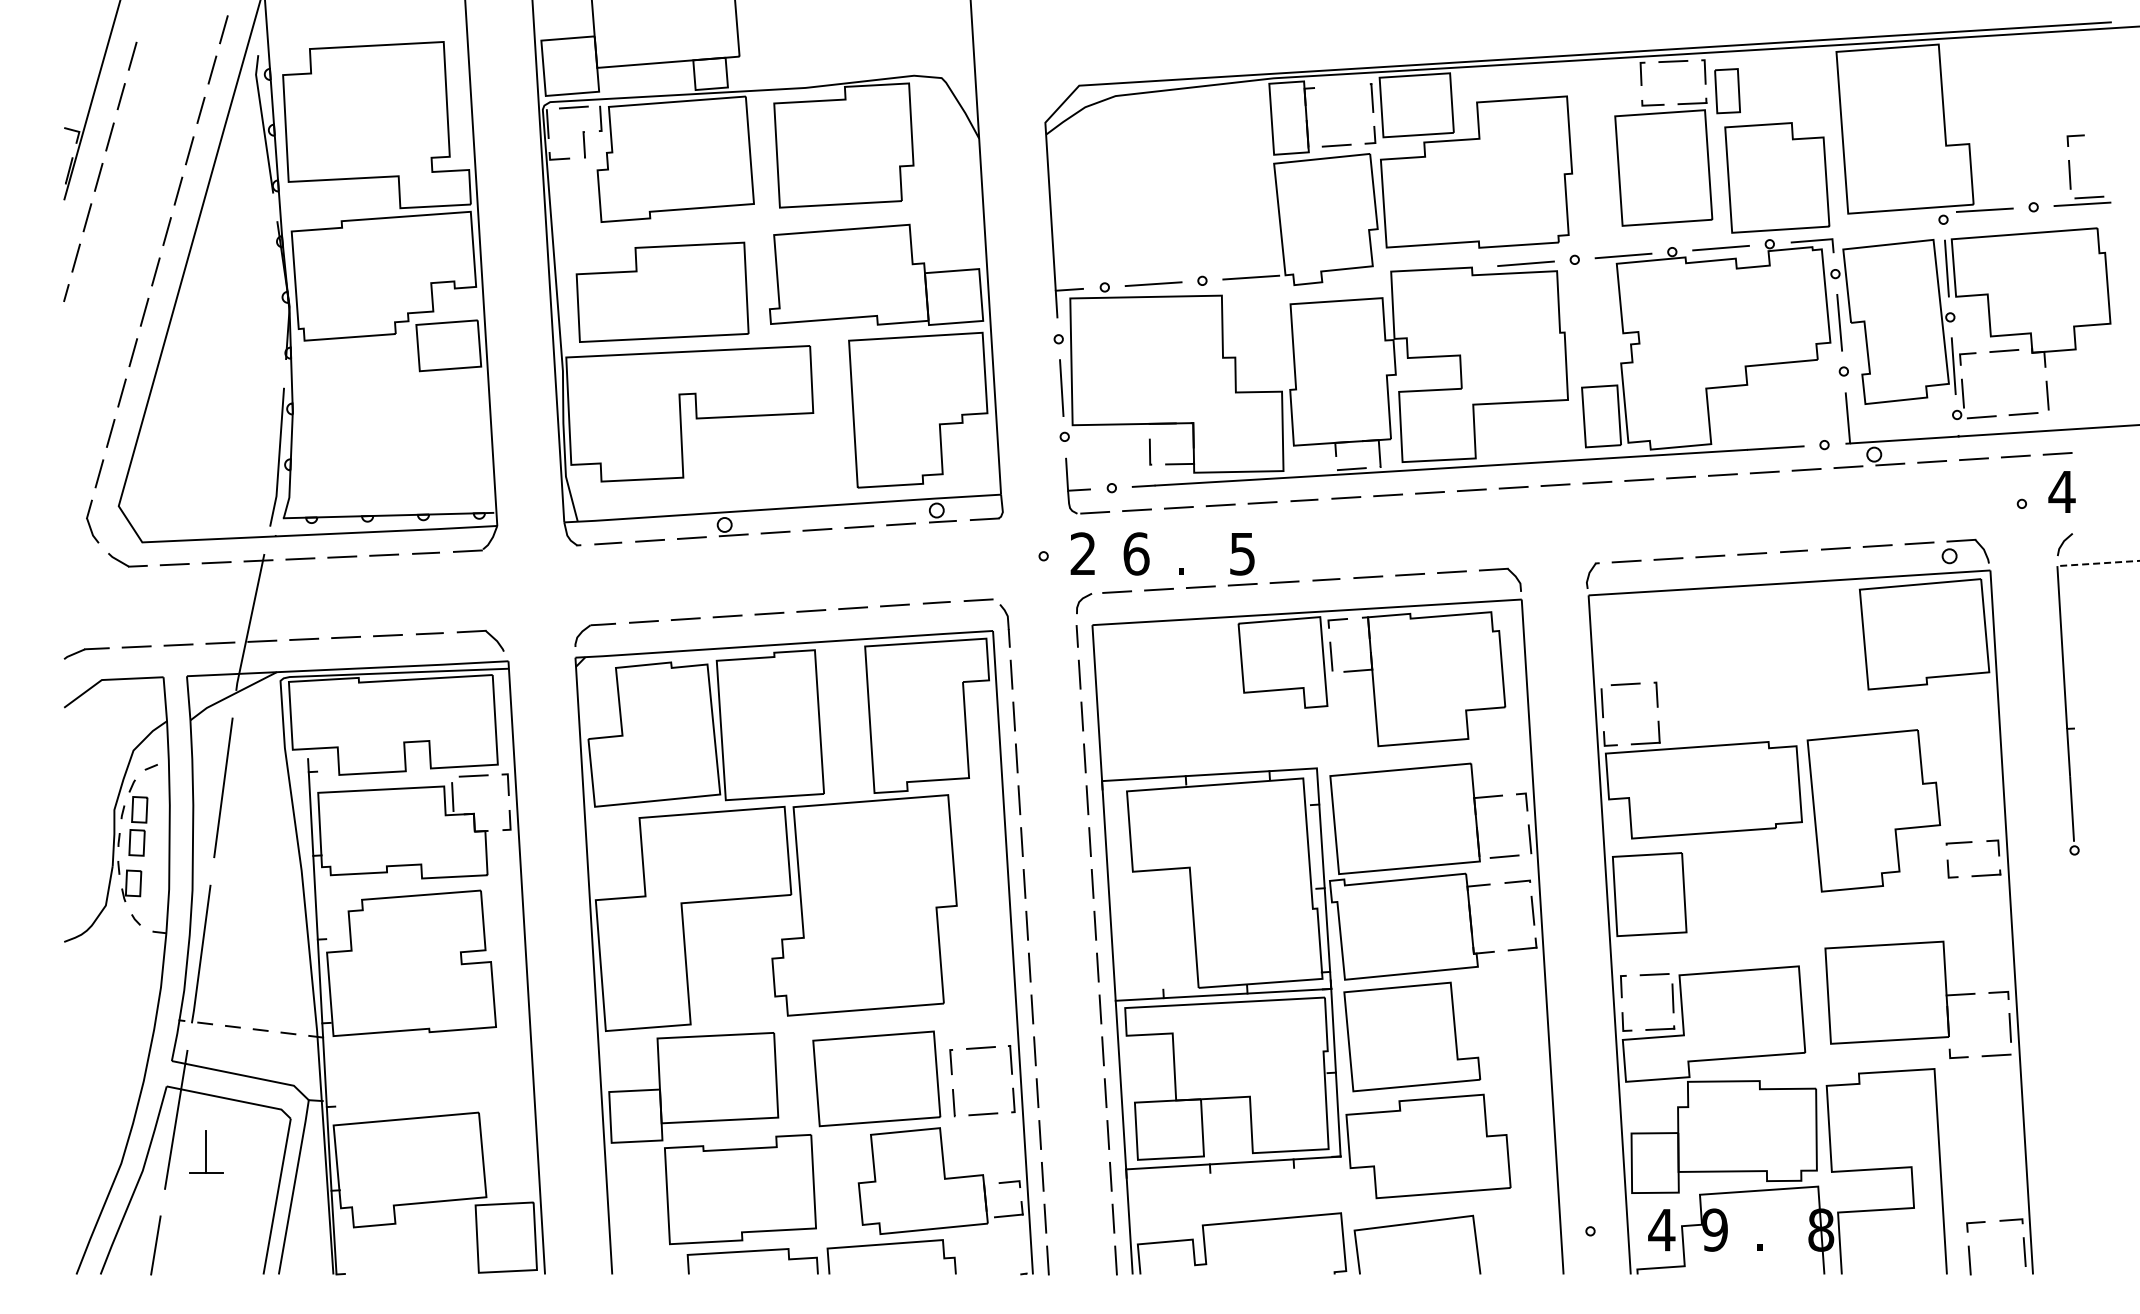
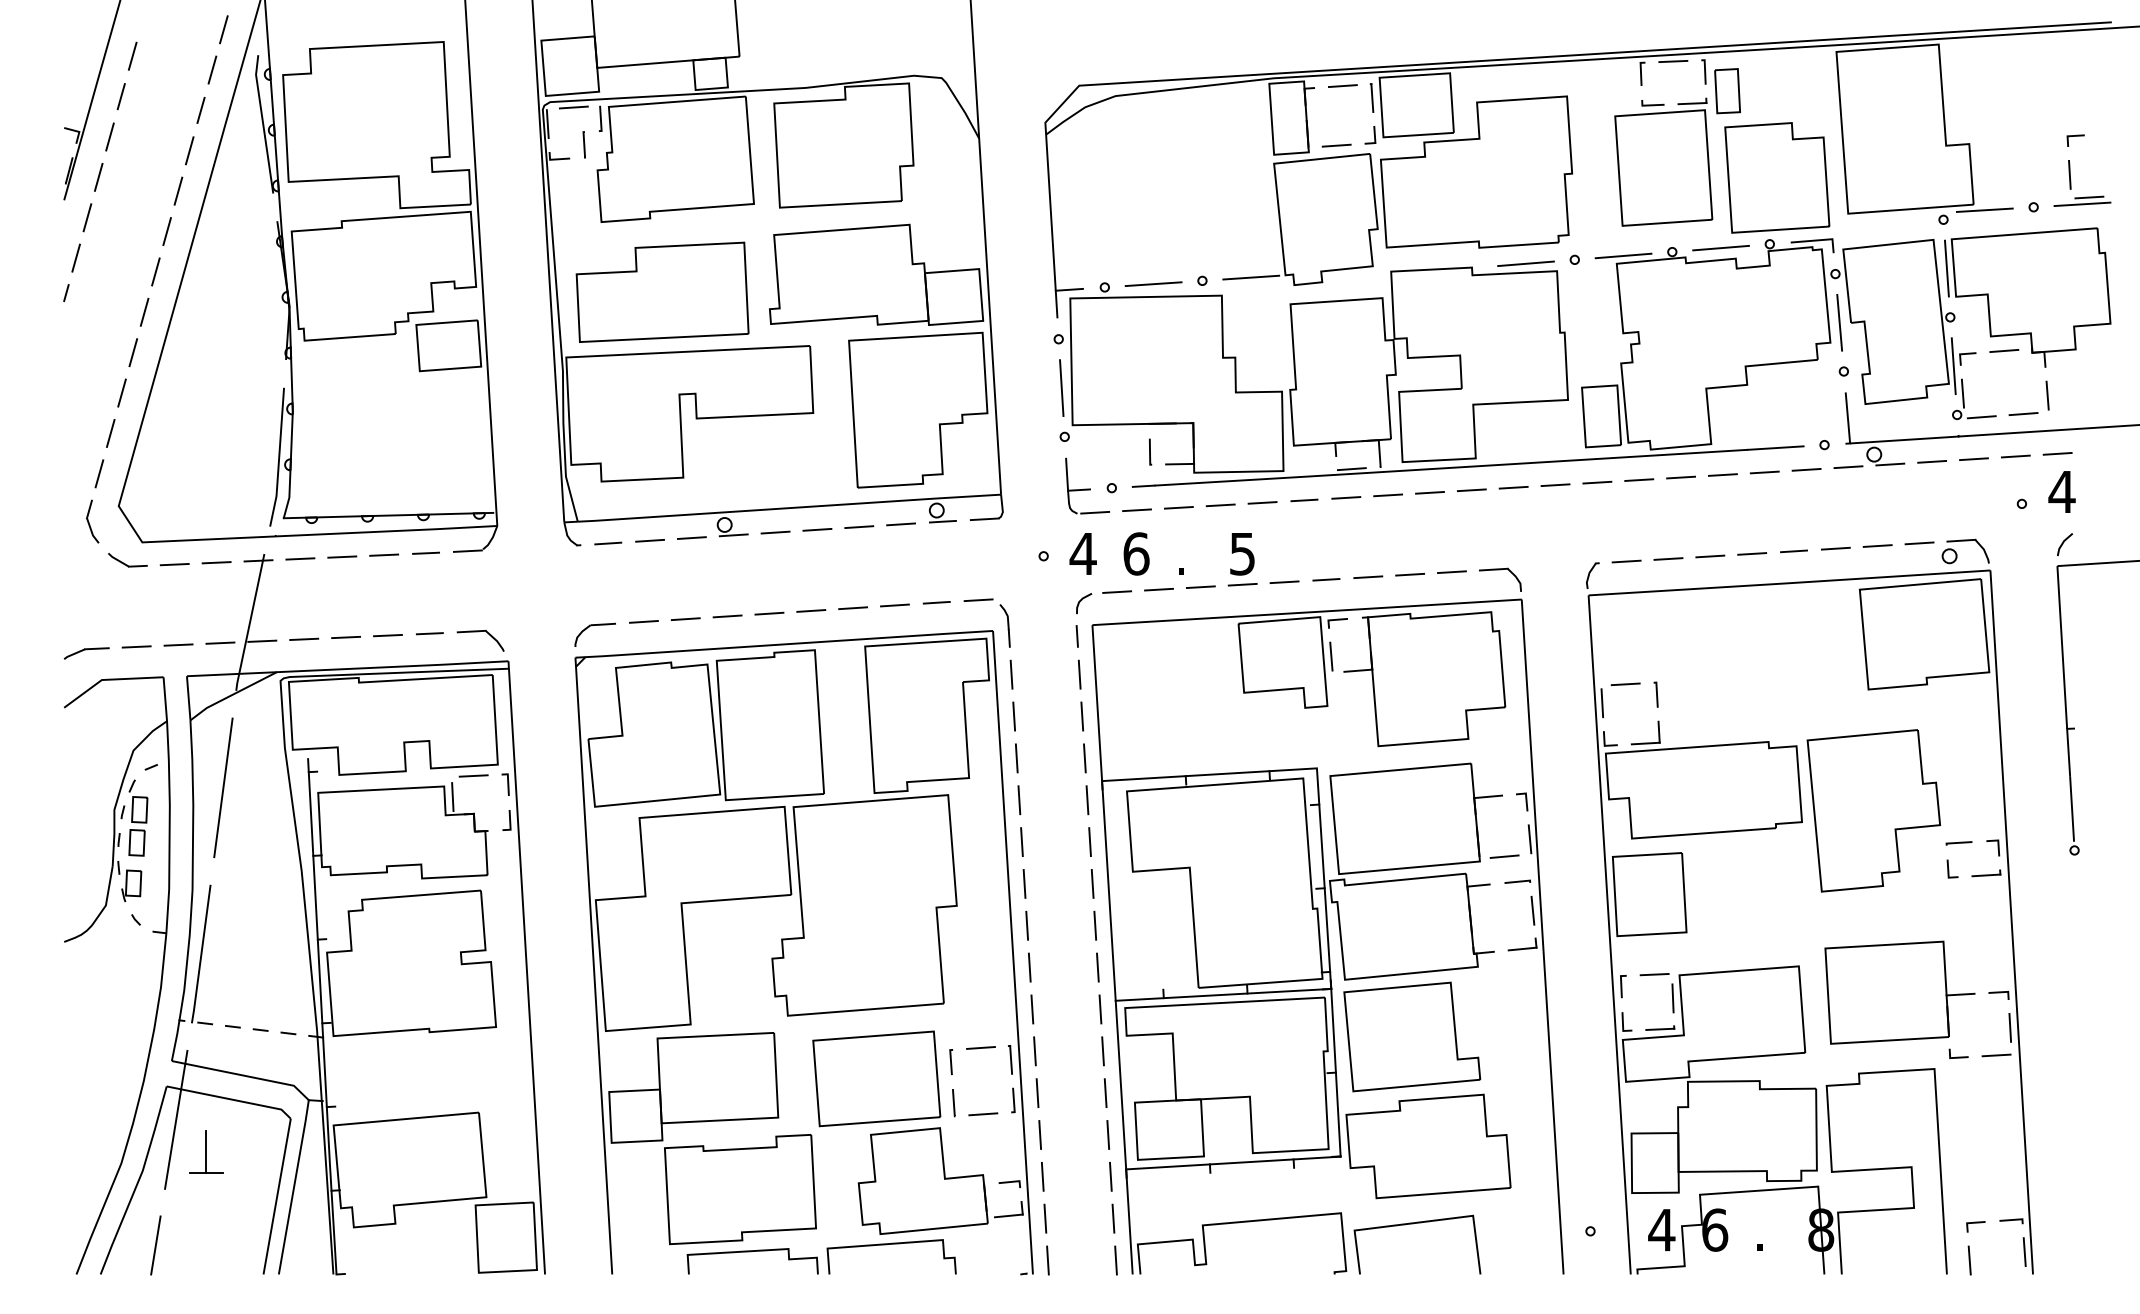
line: none -> present (1342, 86)
text: 2 -> 4 (1082, 553)
line: dashed -> solid (2098, 563)
text: 9 -> 6 (1715, 1229)
